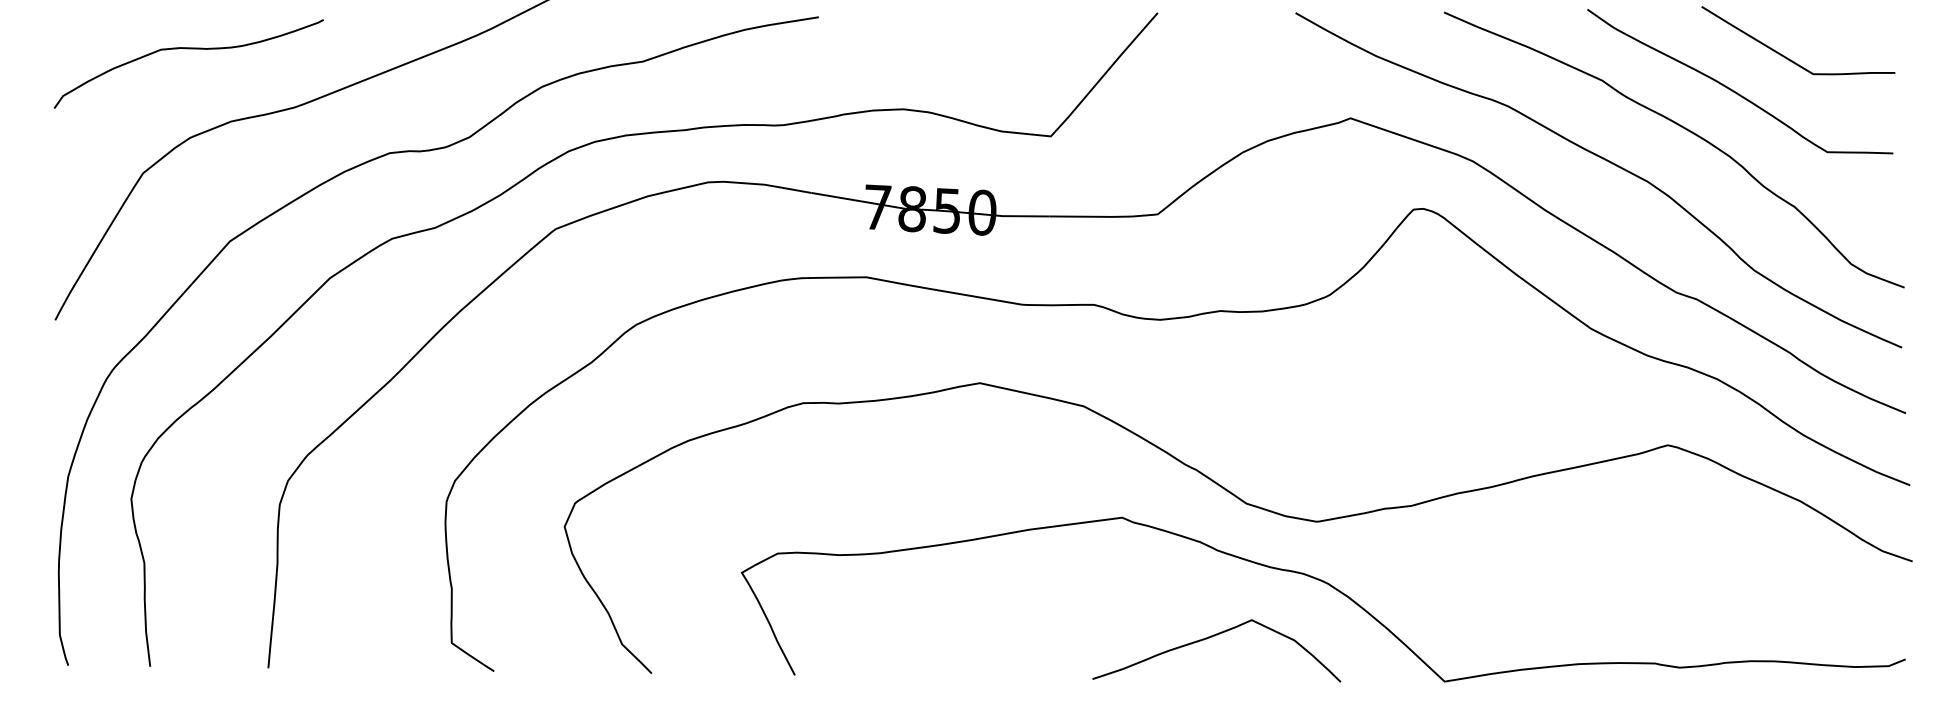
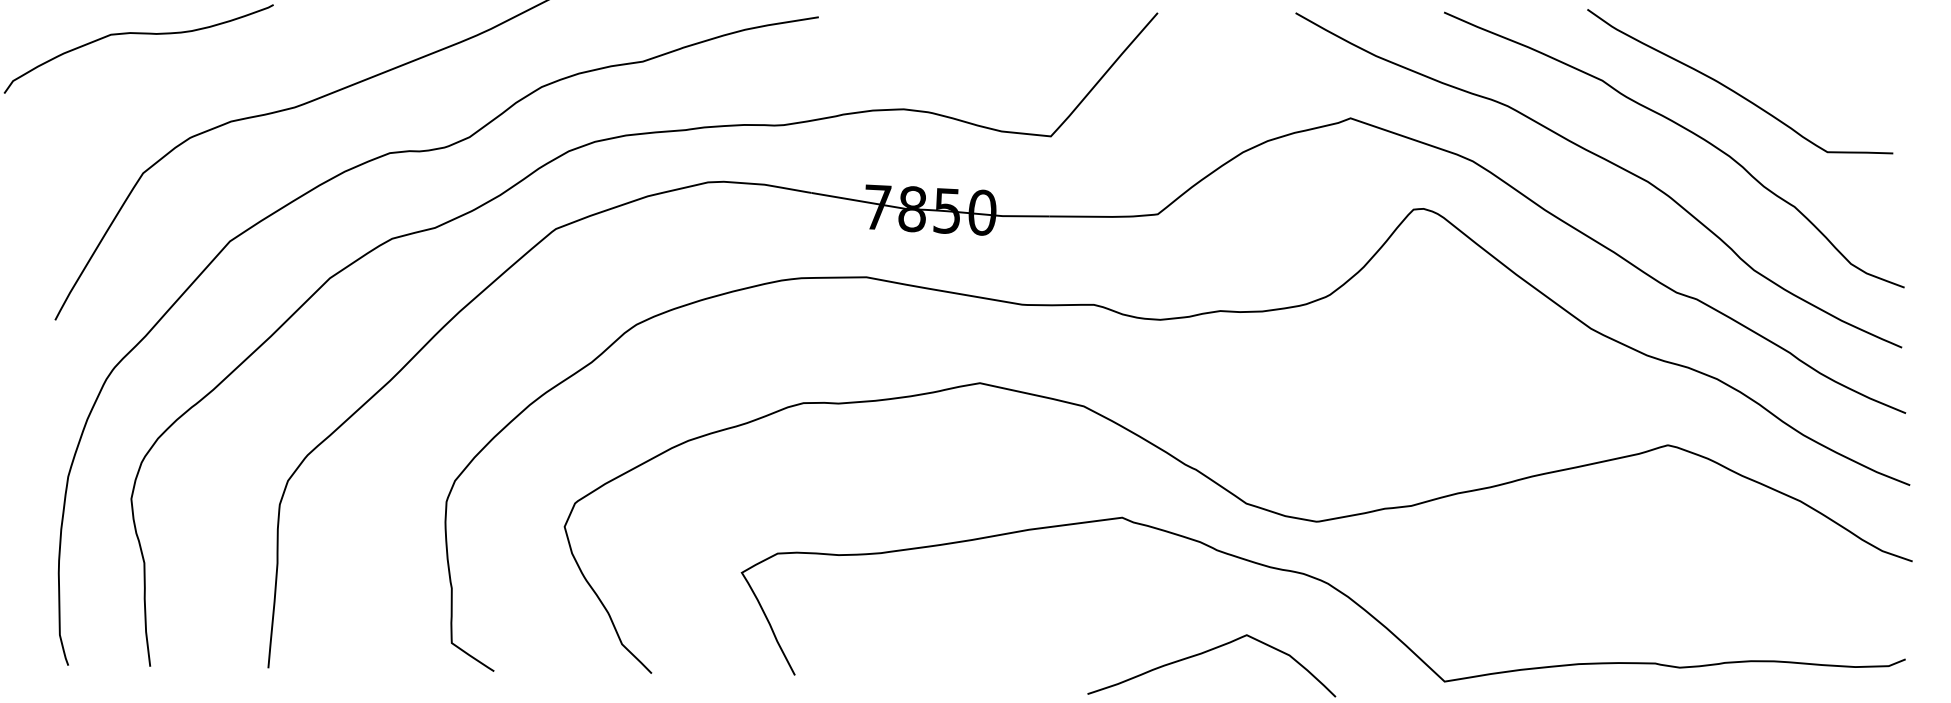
curve position: (188, 49) -> (138, 34) (138, 34)
curve: present -> none (1789, 58)
curve position: (1212, 637) -> (1207, 652) (1207, 652)
